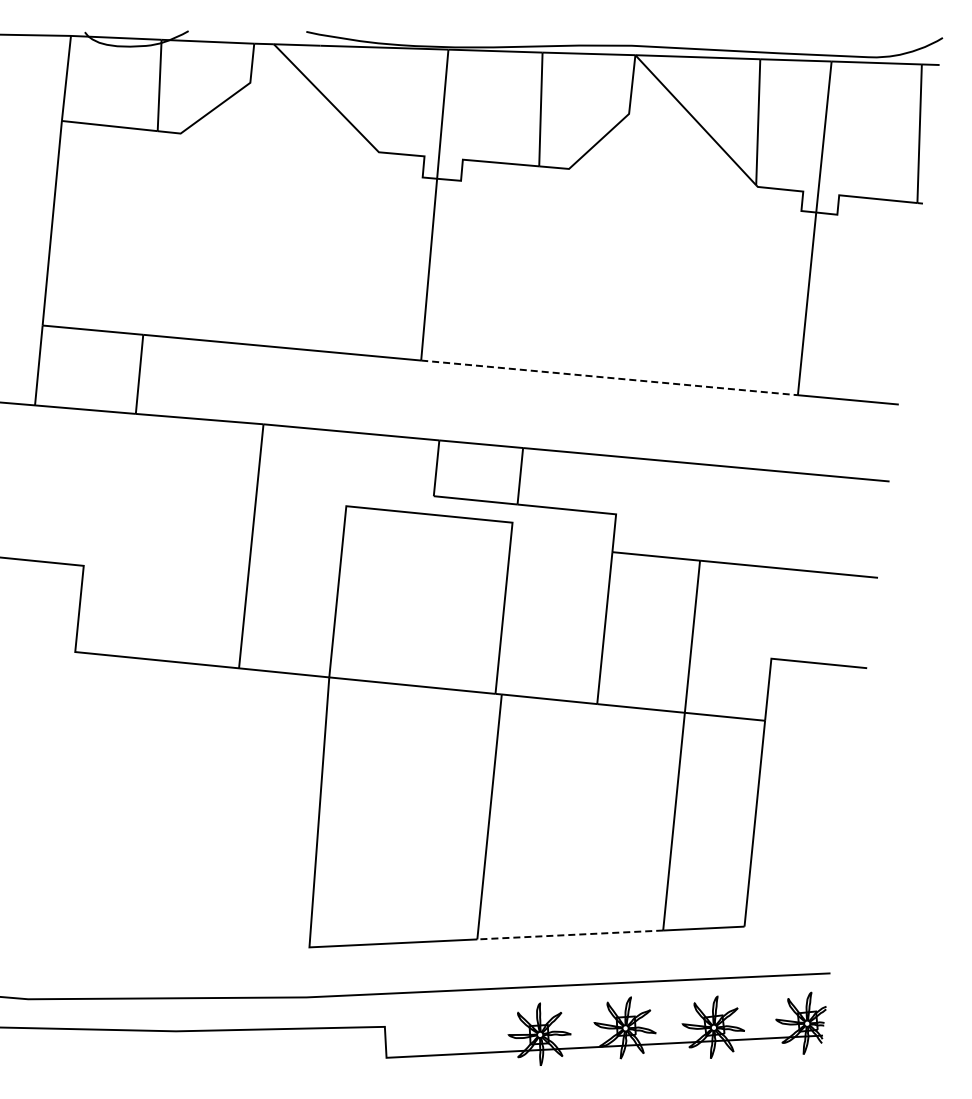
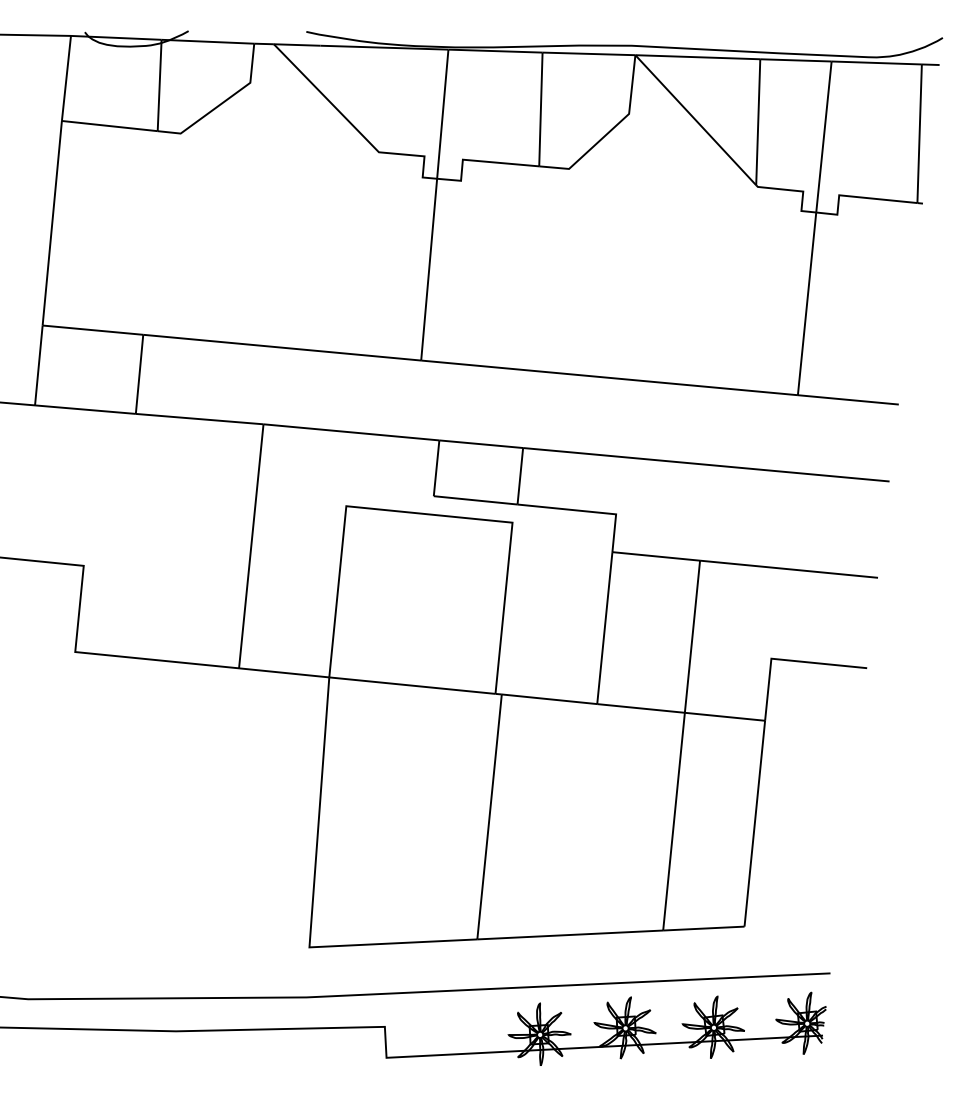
line: dashed -> solid (610, 377)
line: dashed -> solid (569, 935)
